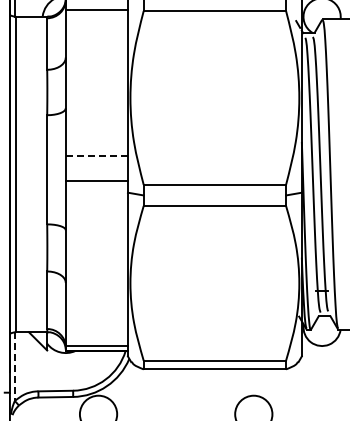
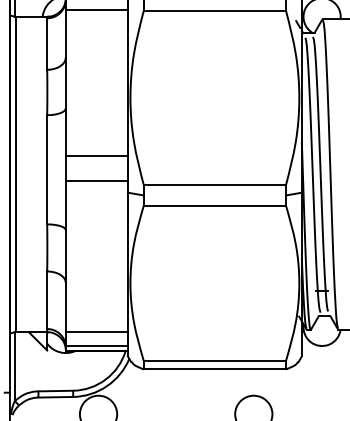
line: dashed -> solid (97, 155)
line: none -> present (96, 332)
line: dashed -> solid (14, 367)
